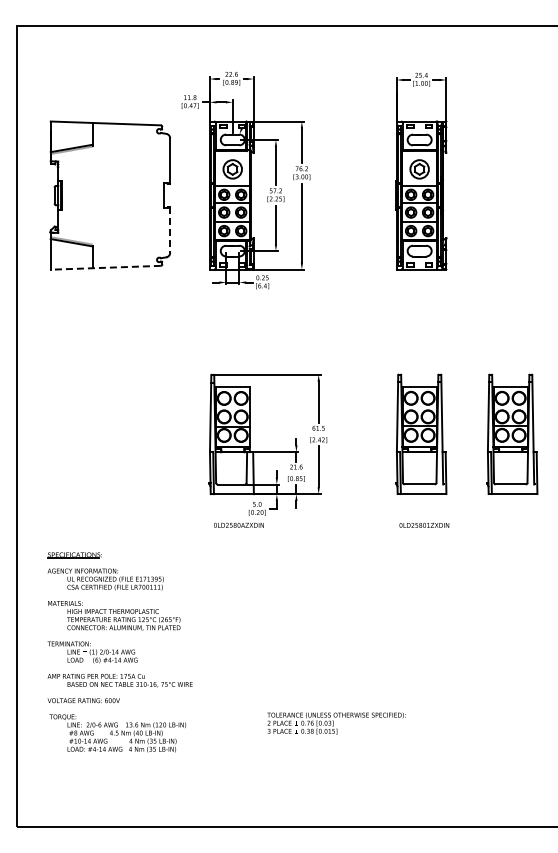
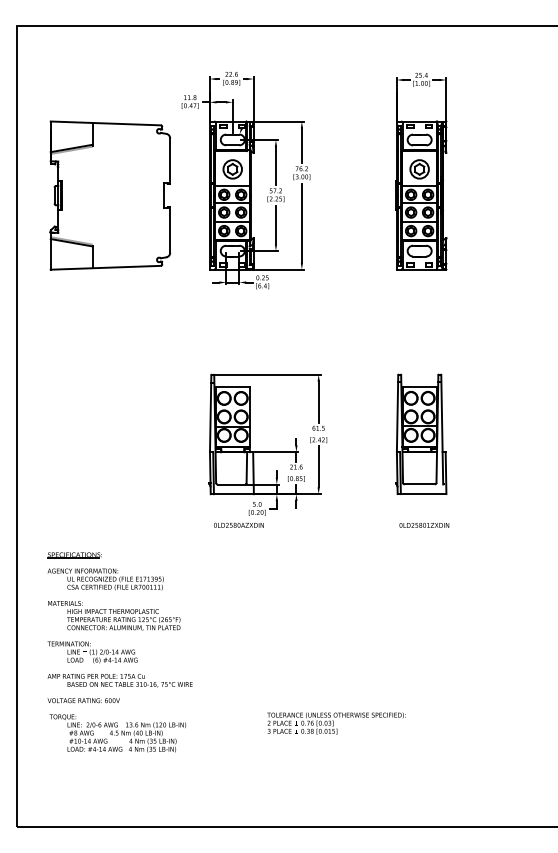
line: dashed -> solid (170, 230)
line: dashed -> solid (105, 267)
part: present -> none (512, 433)
